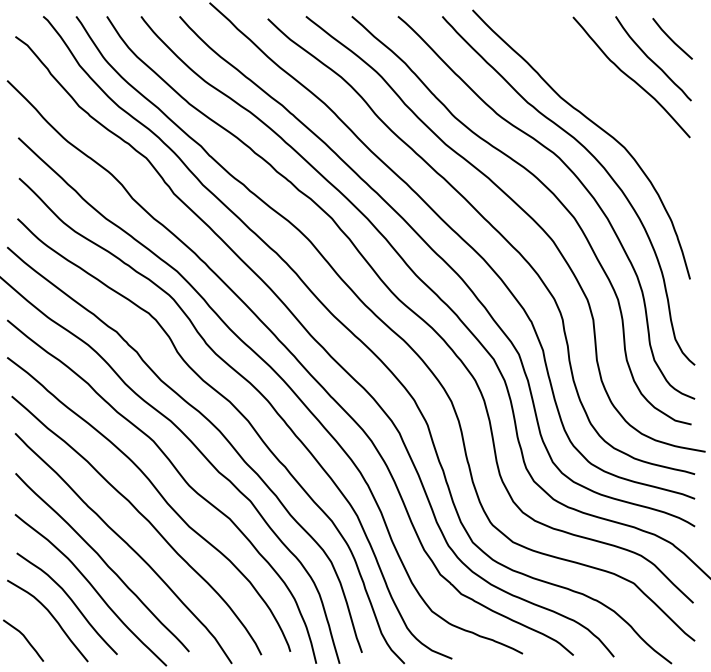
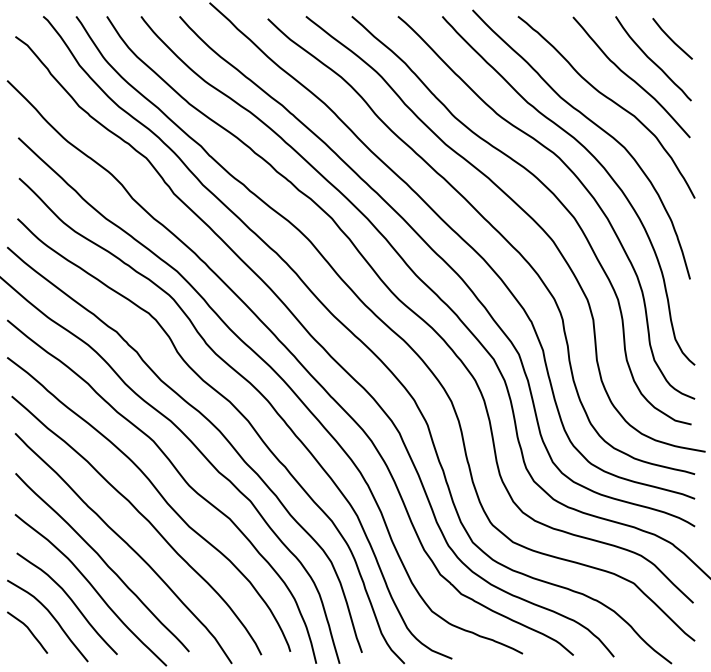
curve: none -> present (609, 100)
curve position: (24, 638) -> (28, 630) (28, 630)
